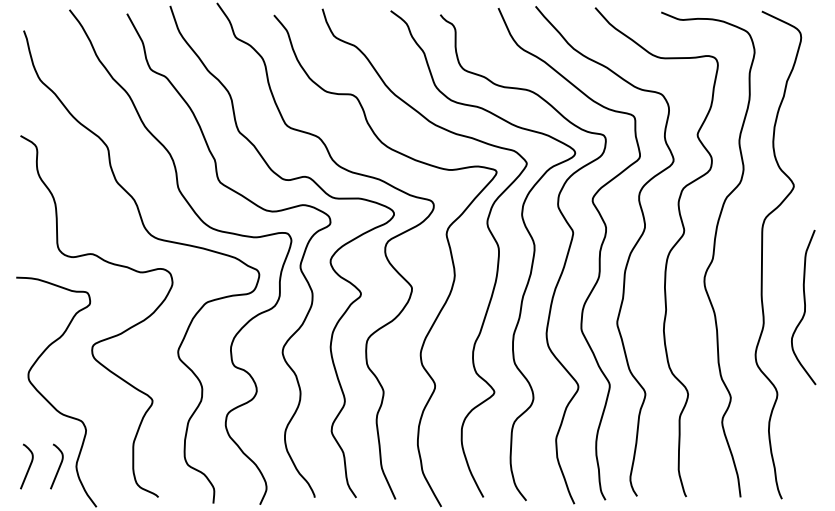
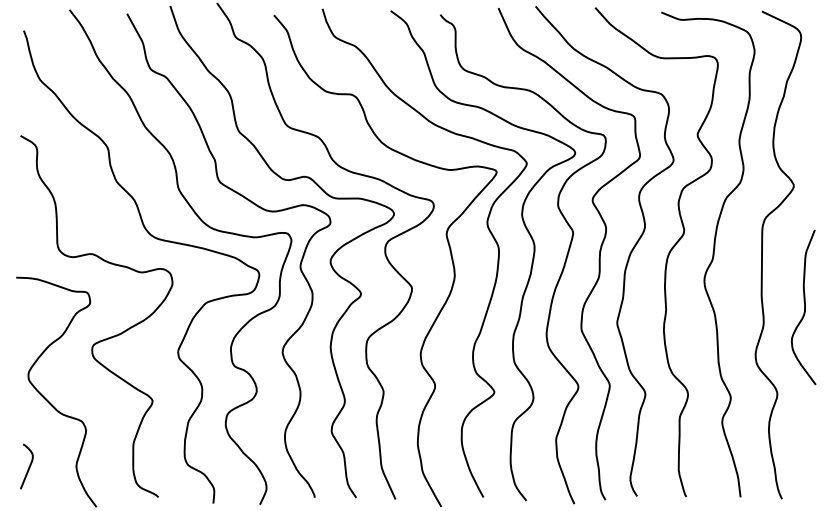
curve: present -> none (58, 467)
